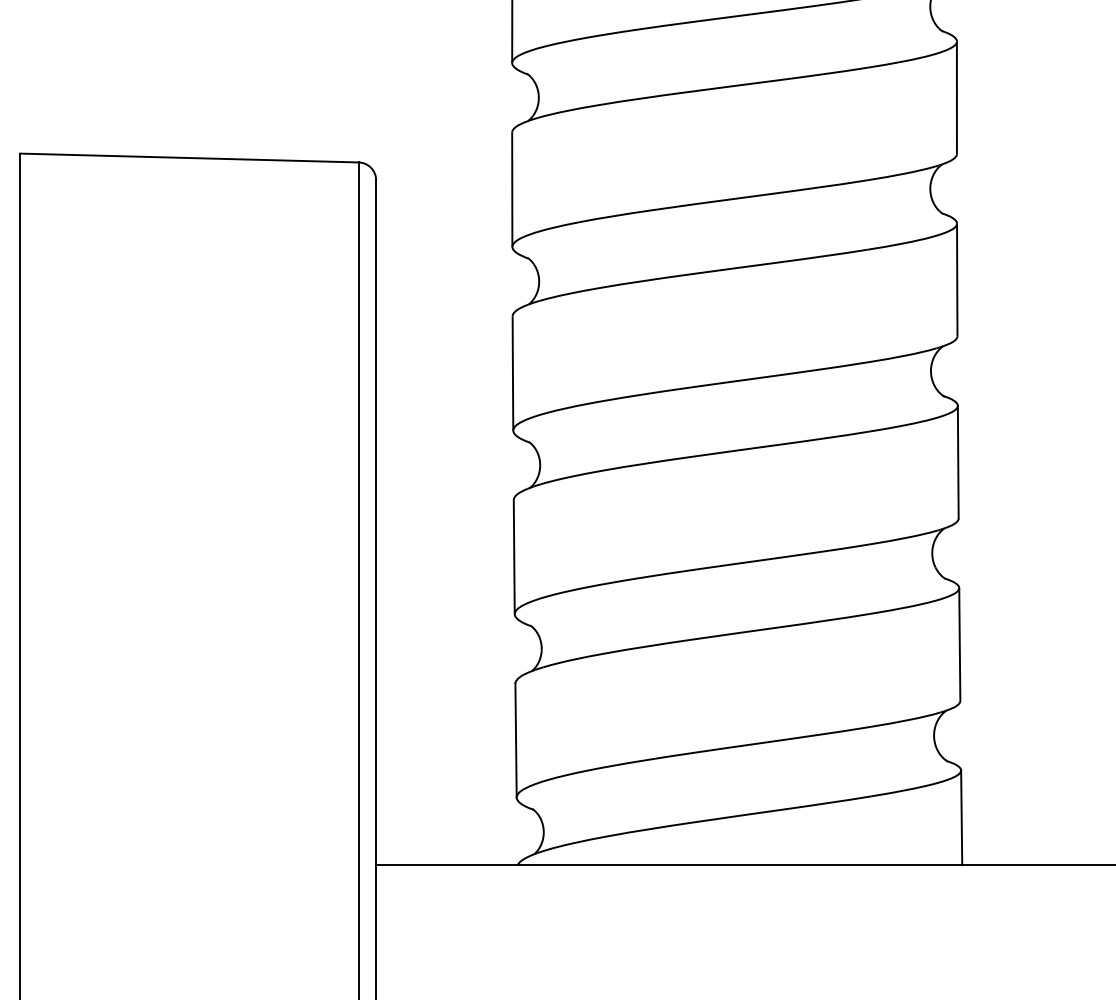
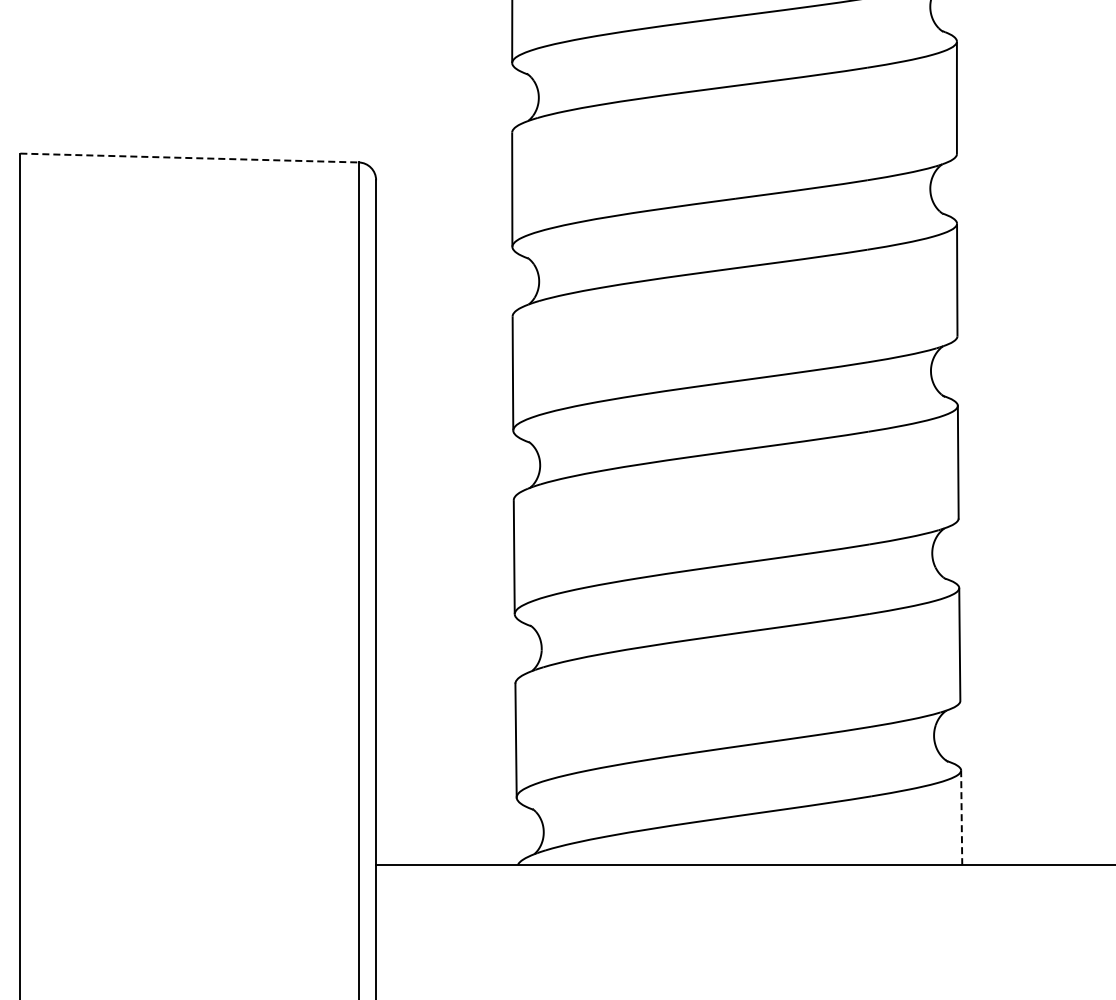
line: solid -> dashed (190, 158)
line: solid -> dashed (961, 817)
